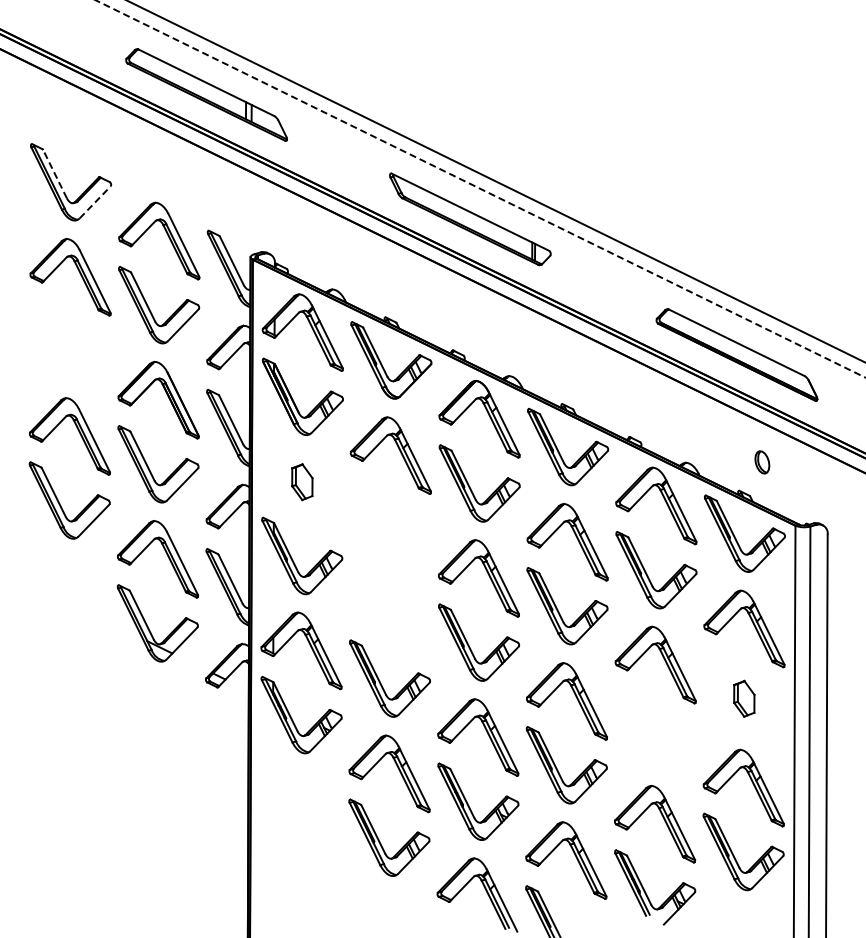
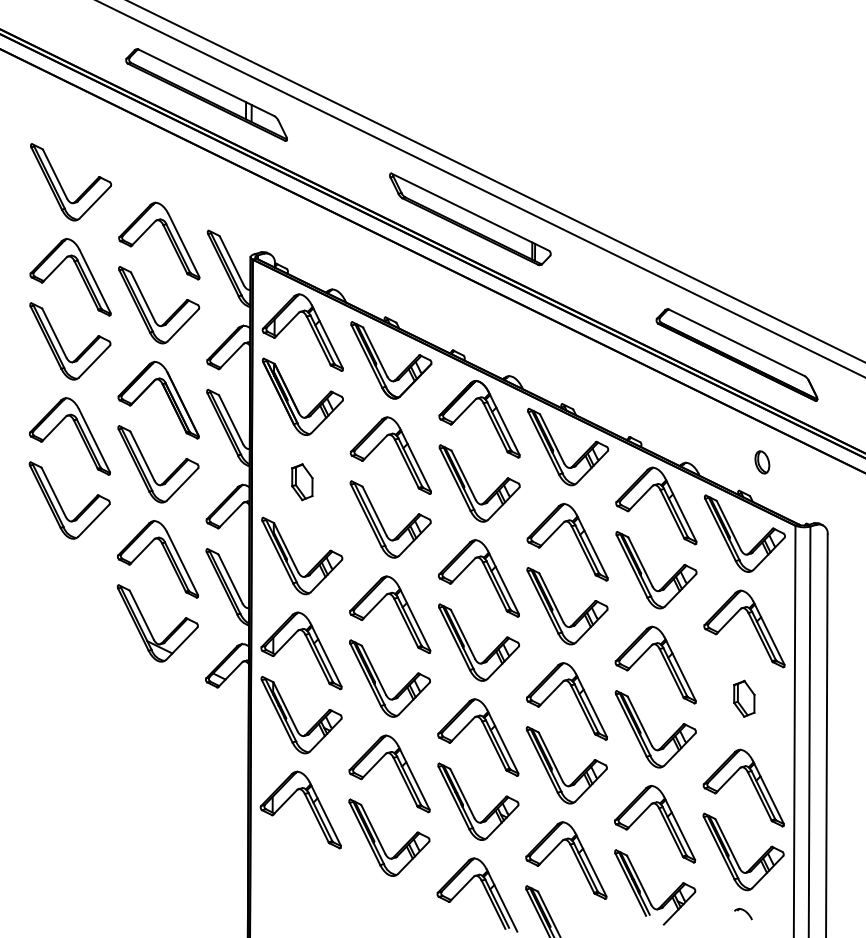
line: dashed -> solid (55, 174)
line: dashed -> solid (480, 188)
line: dashed -> solid (95, 201)
part: none -> present (61, 345)
part: none -> present (382, 524)
part: none -> present (398, 609)
part: none -> present (647, 734)
part: none -> present (309, 805)
part: none -> present (743, 913)
